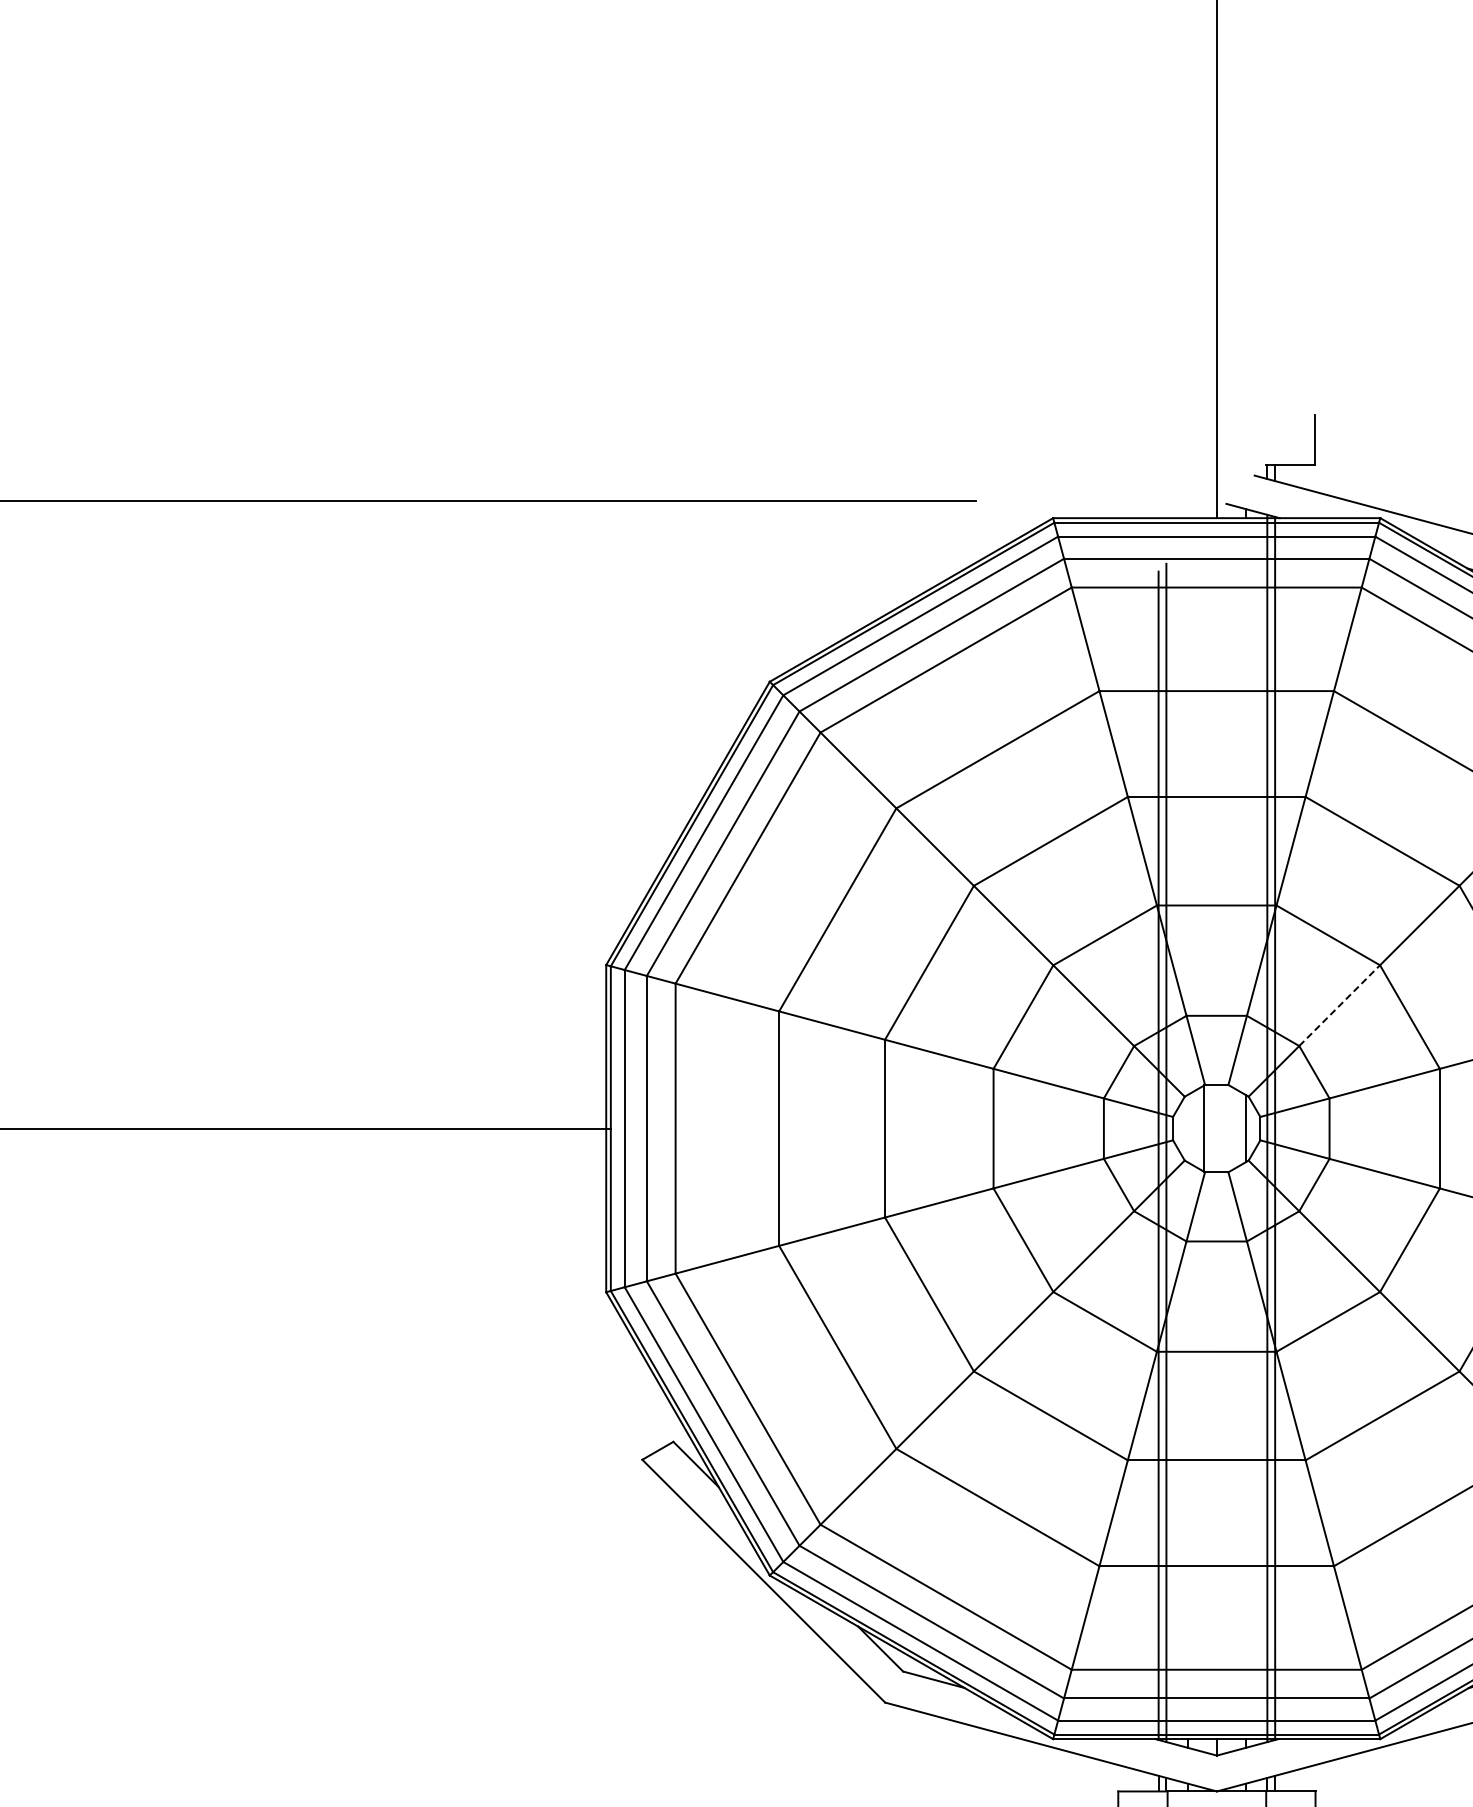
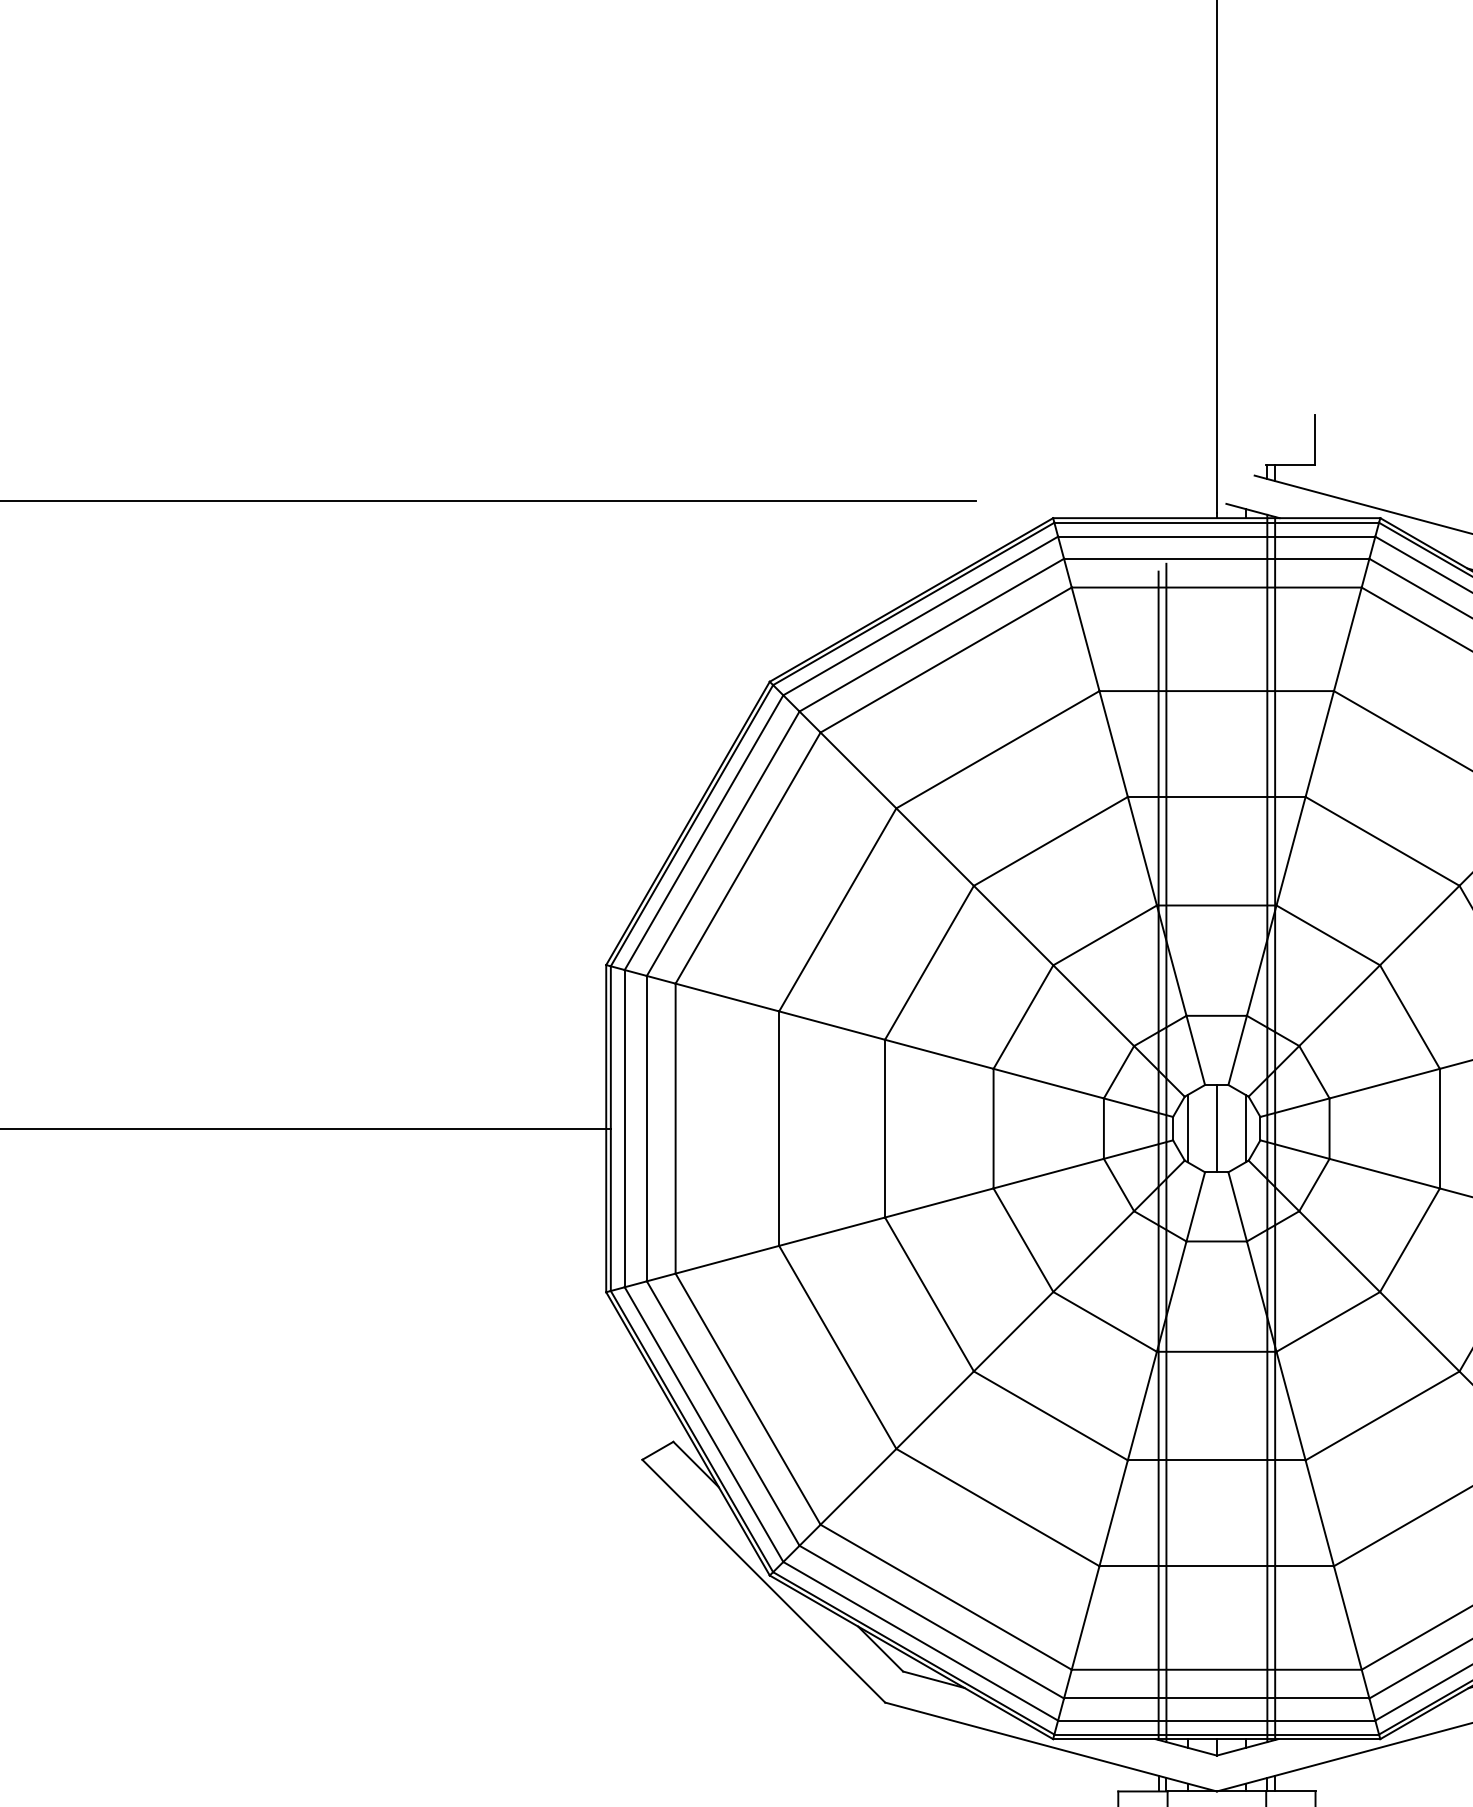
line: dashed -> solid (1340, 1005)
line: none -> present (1187, 1128)
line position: (1203, 1128) -> (1216, 1128) (1216, 1128)
